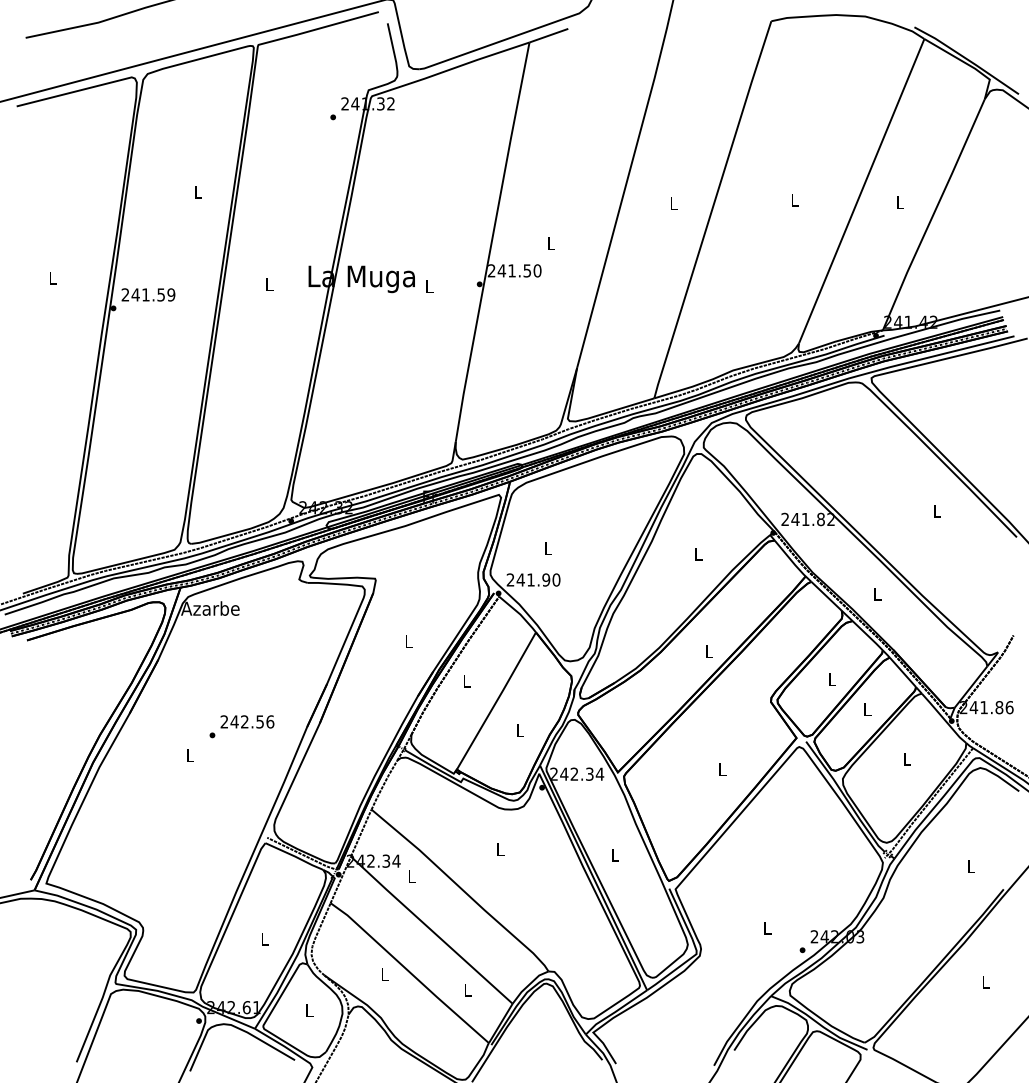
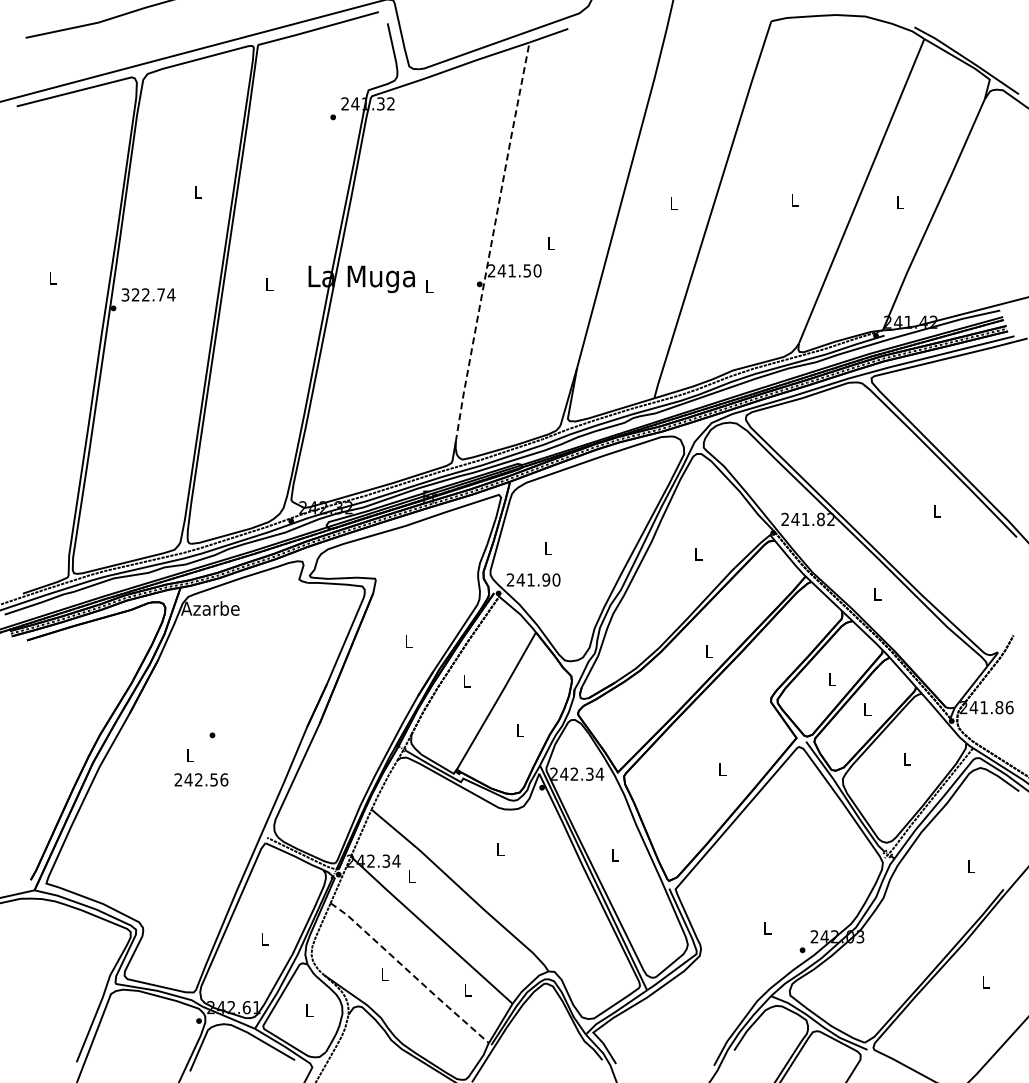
line: solid -> dashed (491, 242)
text: 241.59 -> 322.74 (148, 294)
text position: (247, 721) -> (201, 779) (201, 779)
line: solid -> dashed (410, 973)
